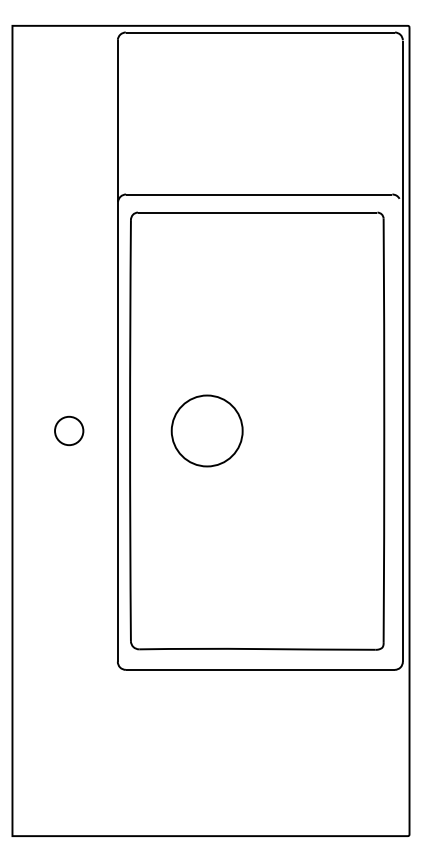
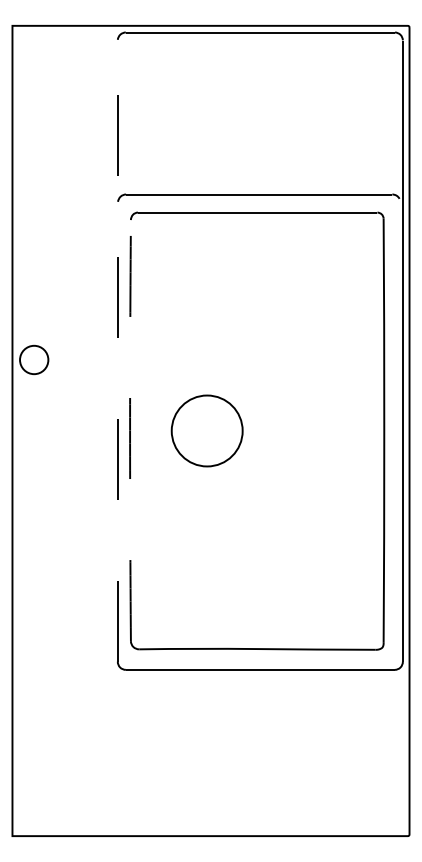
line: solid -> dashed (117, 350)
circle position: (69, 430) -> (34, 359) (34, 359)
line: solid -> dashed (130, 430)
